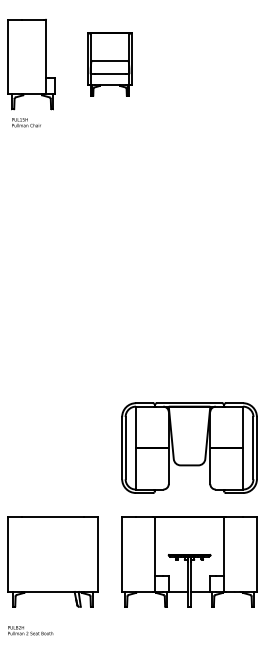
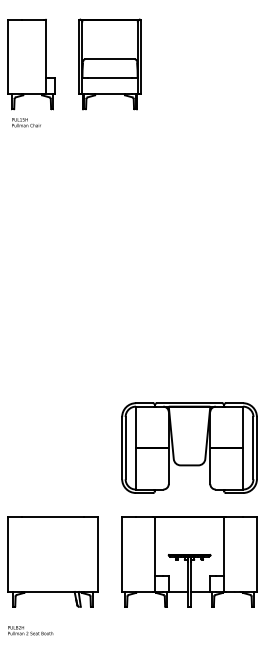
part size: 46x65 px -> 64x93 px (109, 64)
